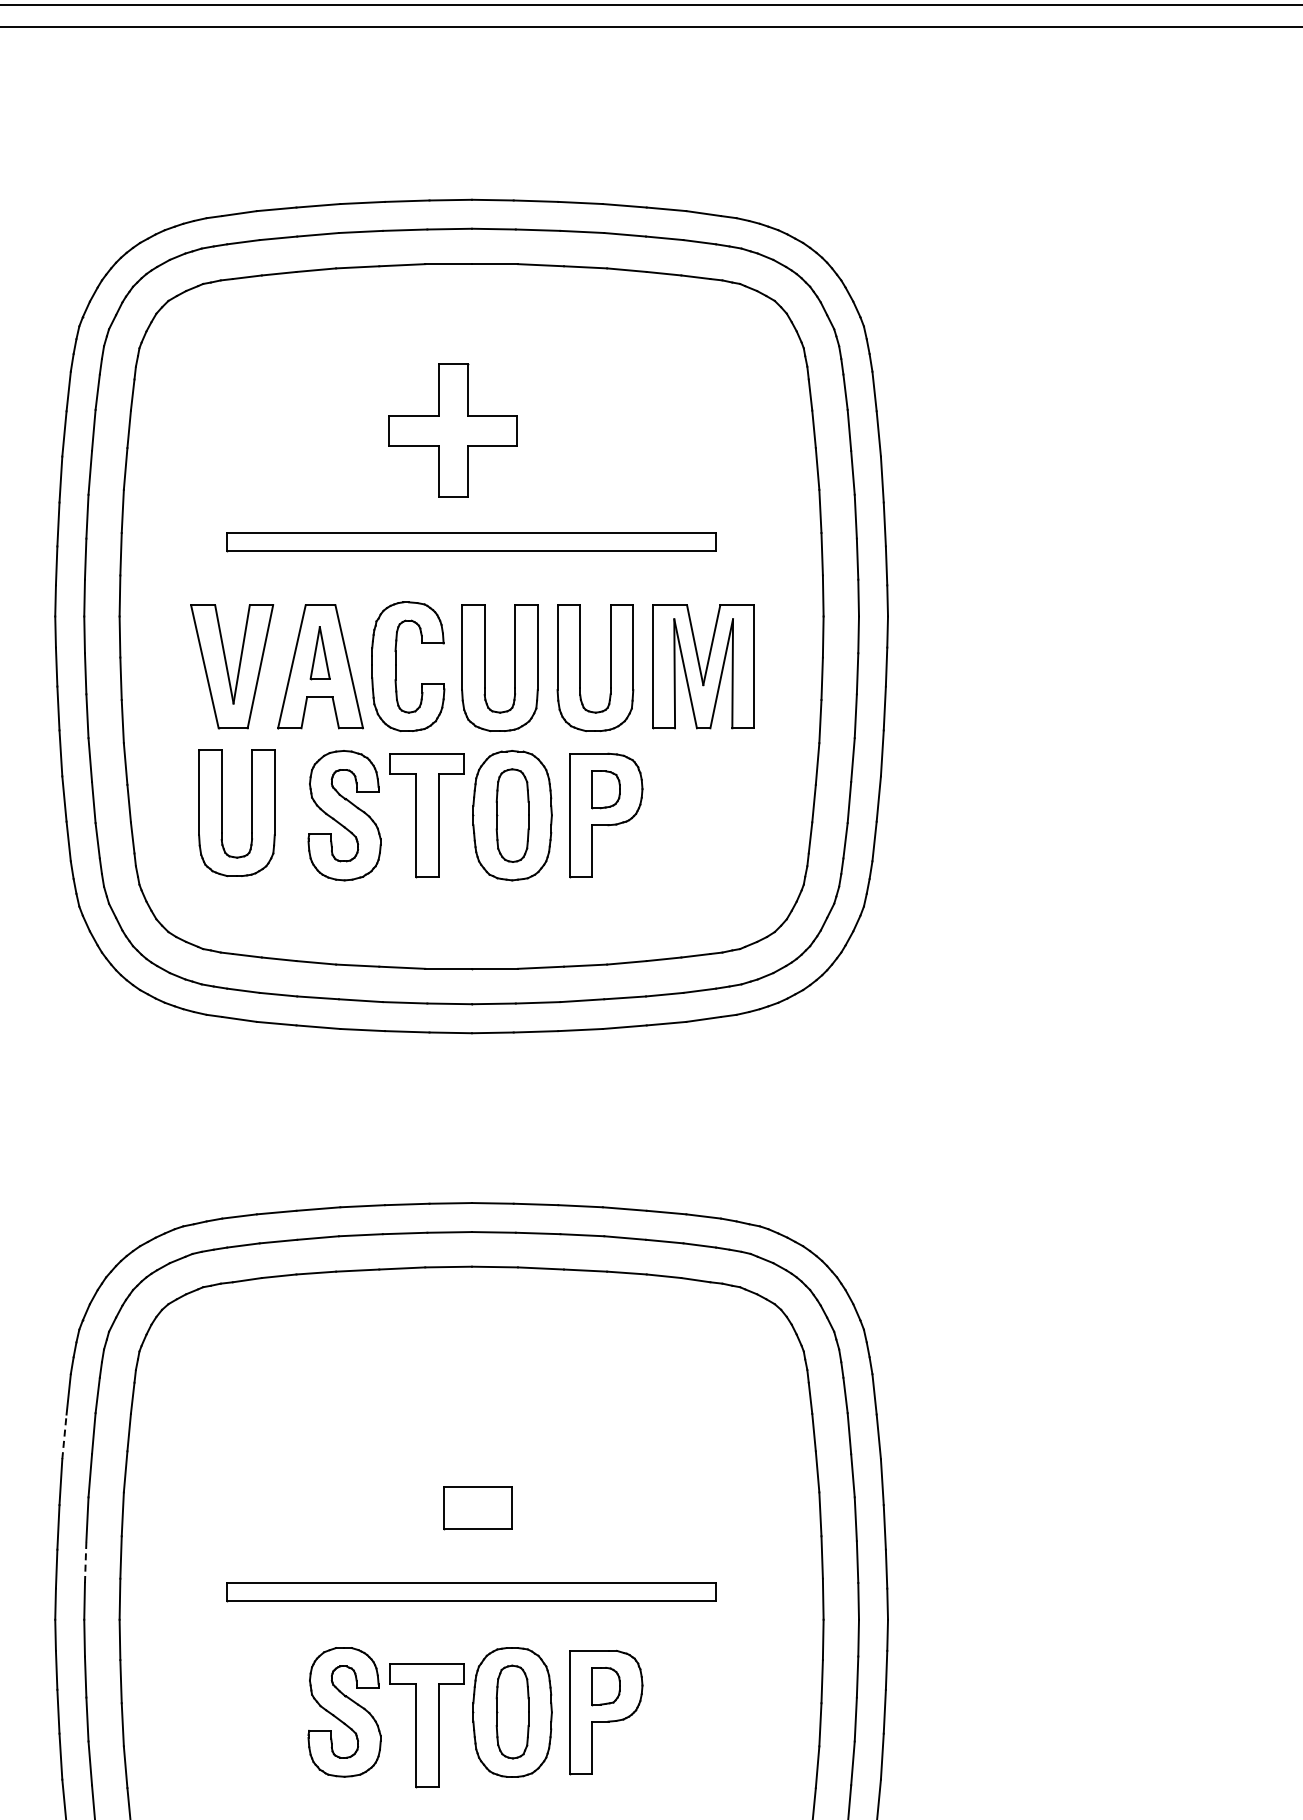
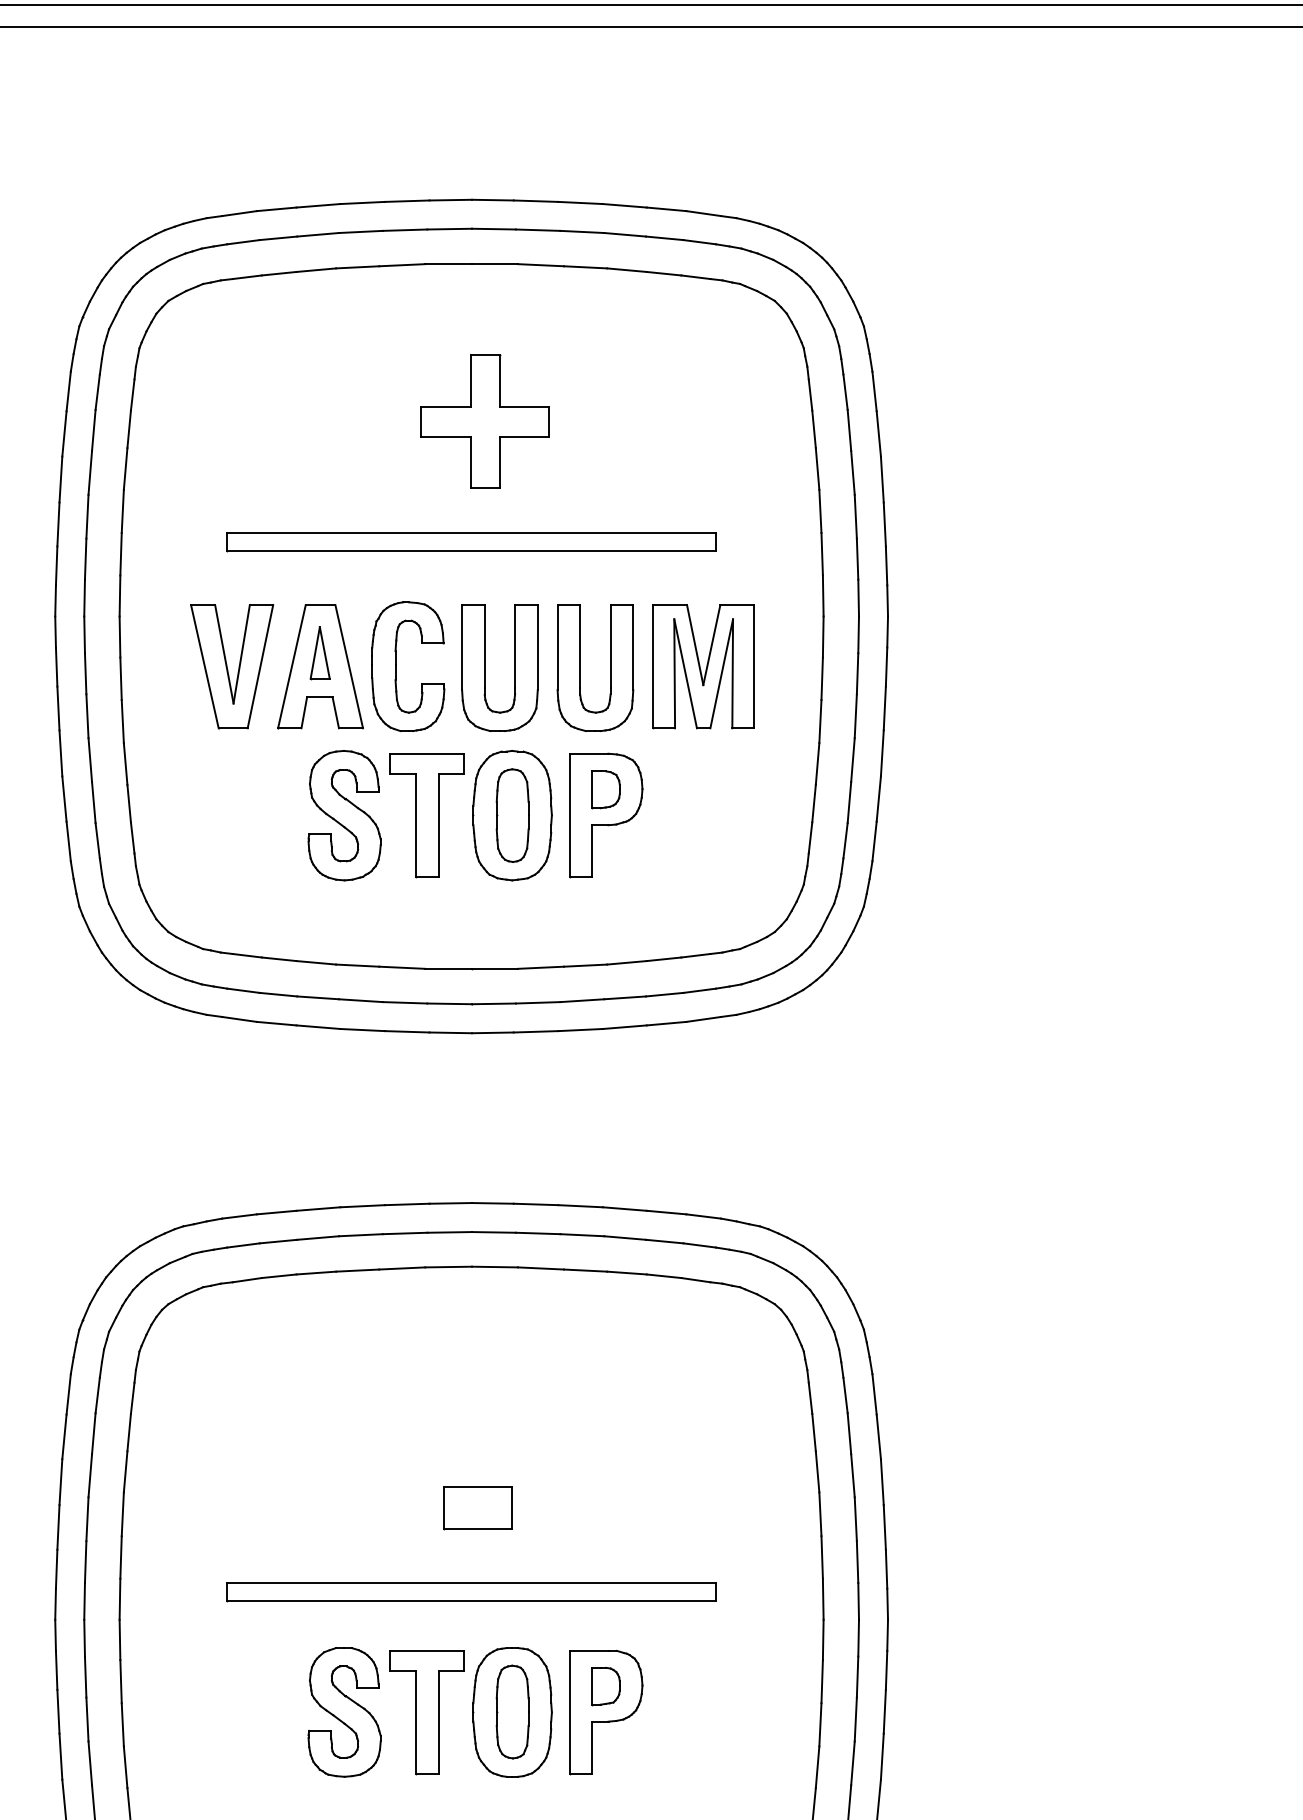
part position: (452, 430) -> (484, 421) (484, 421)
part: present -> none (222, 813)
line: dashed -> solid (64, 1436)
line: dashed -> solid (85, 1562)
part position: (426, 1725) -> (426, 1712) (426, 1712)
